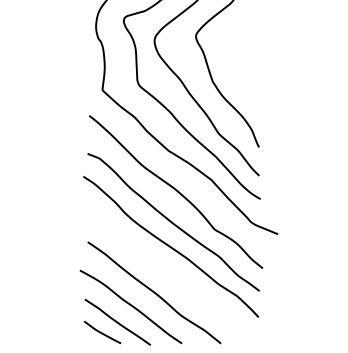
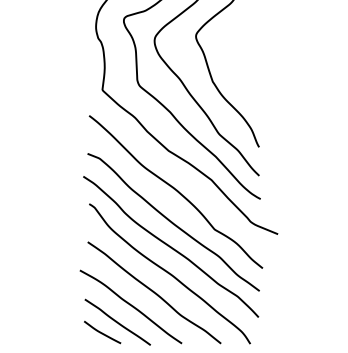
curve: none -> present (169, 273)
